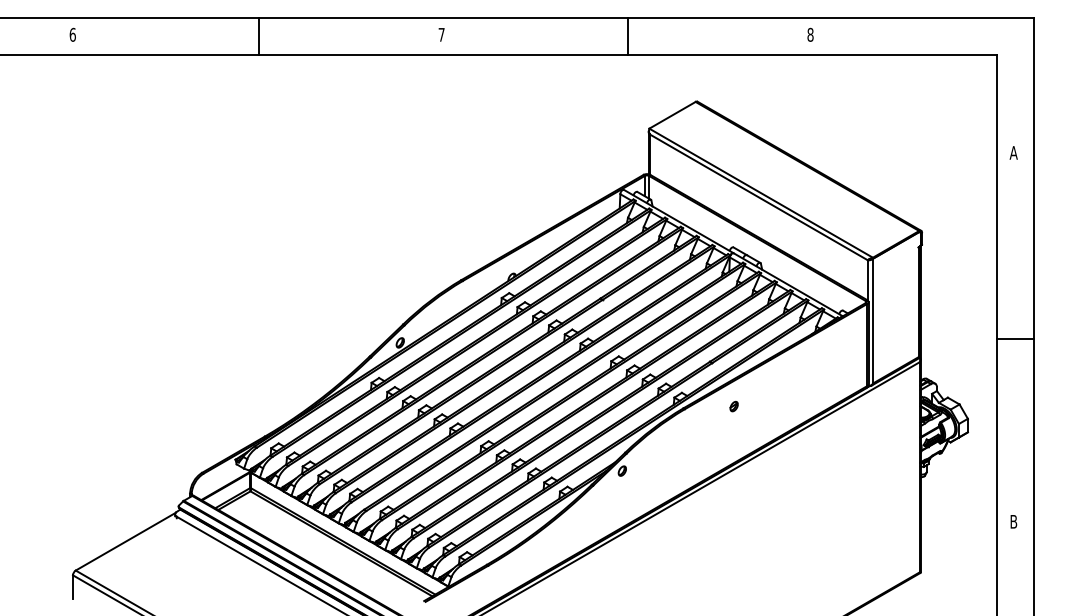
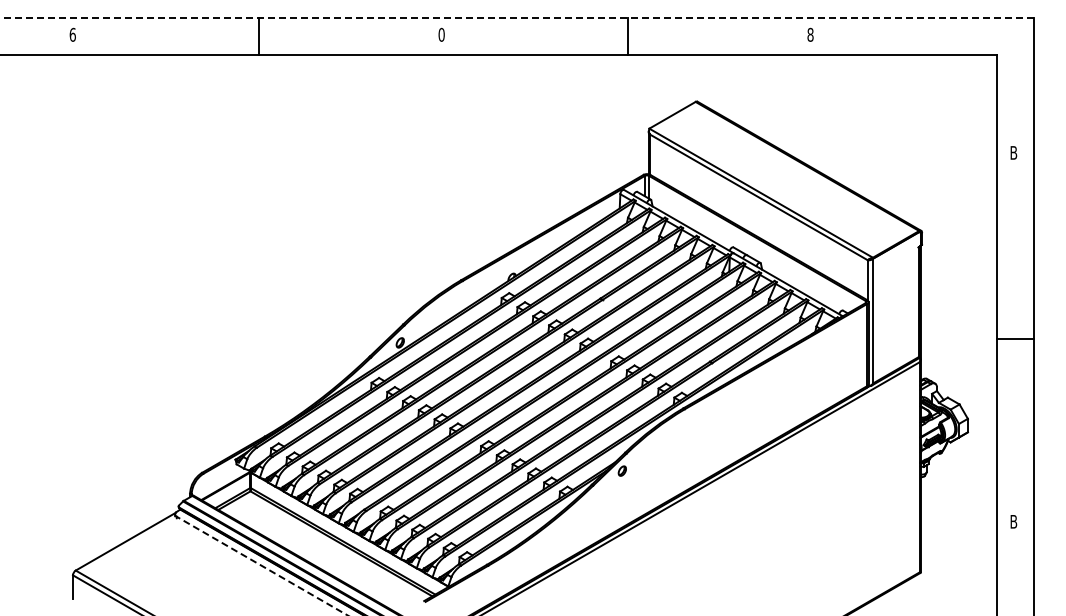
line: solid -> dashed (517, 18)
text: 7 -> 0 (441, 34)
text: A -> B (1013, 152)
part: present -> none (733, 406)
line: solid -> dashed (262, 566)
